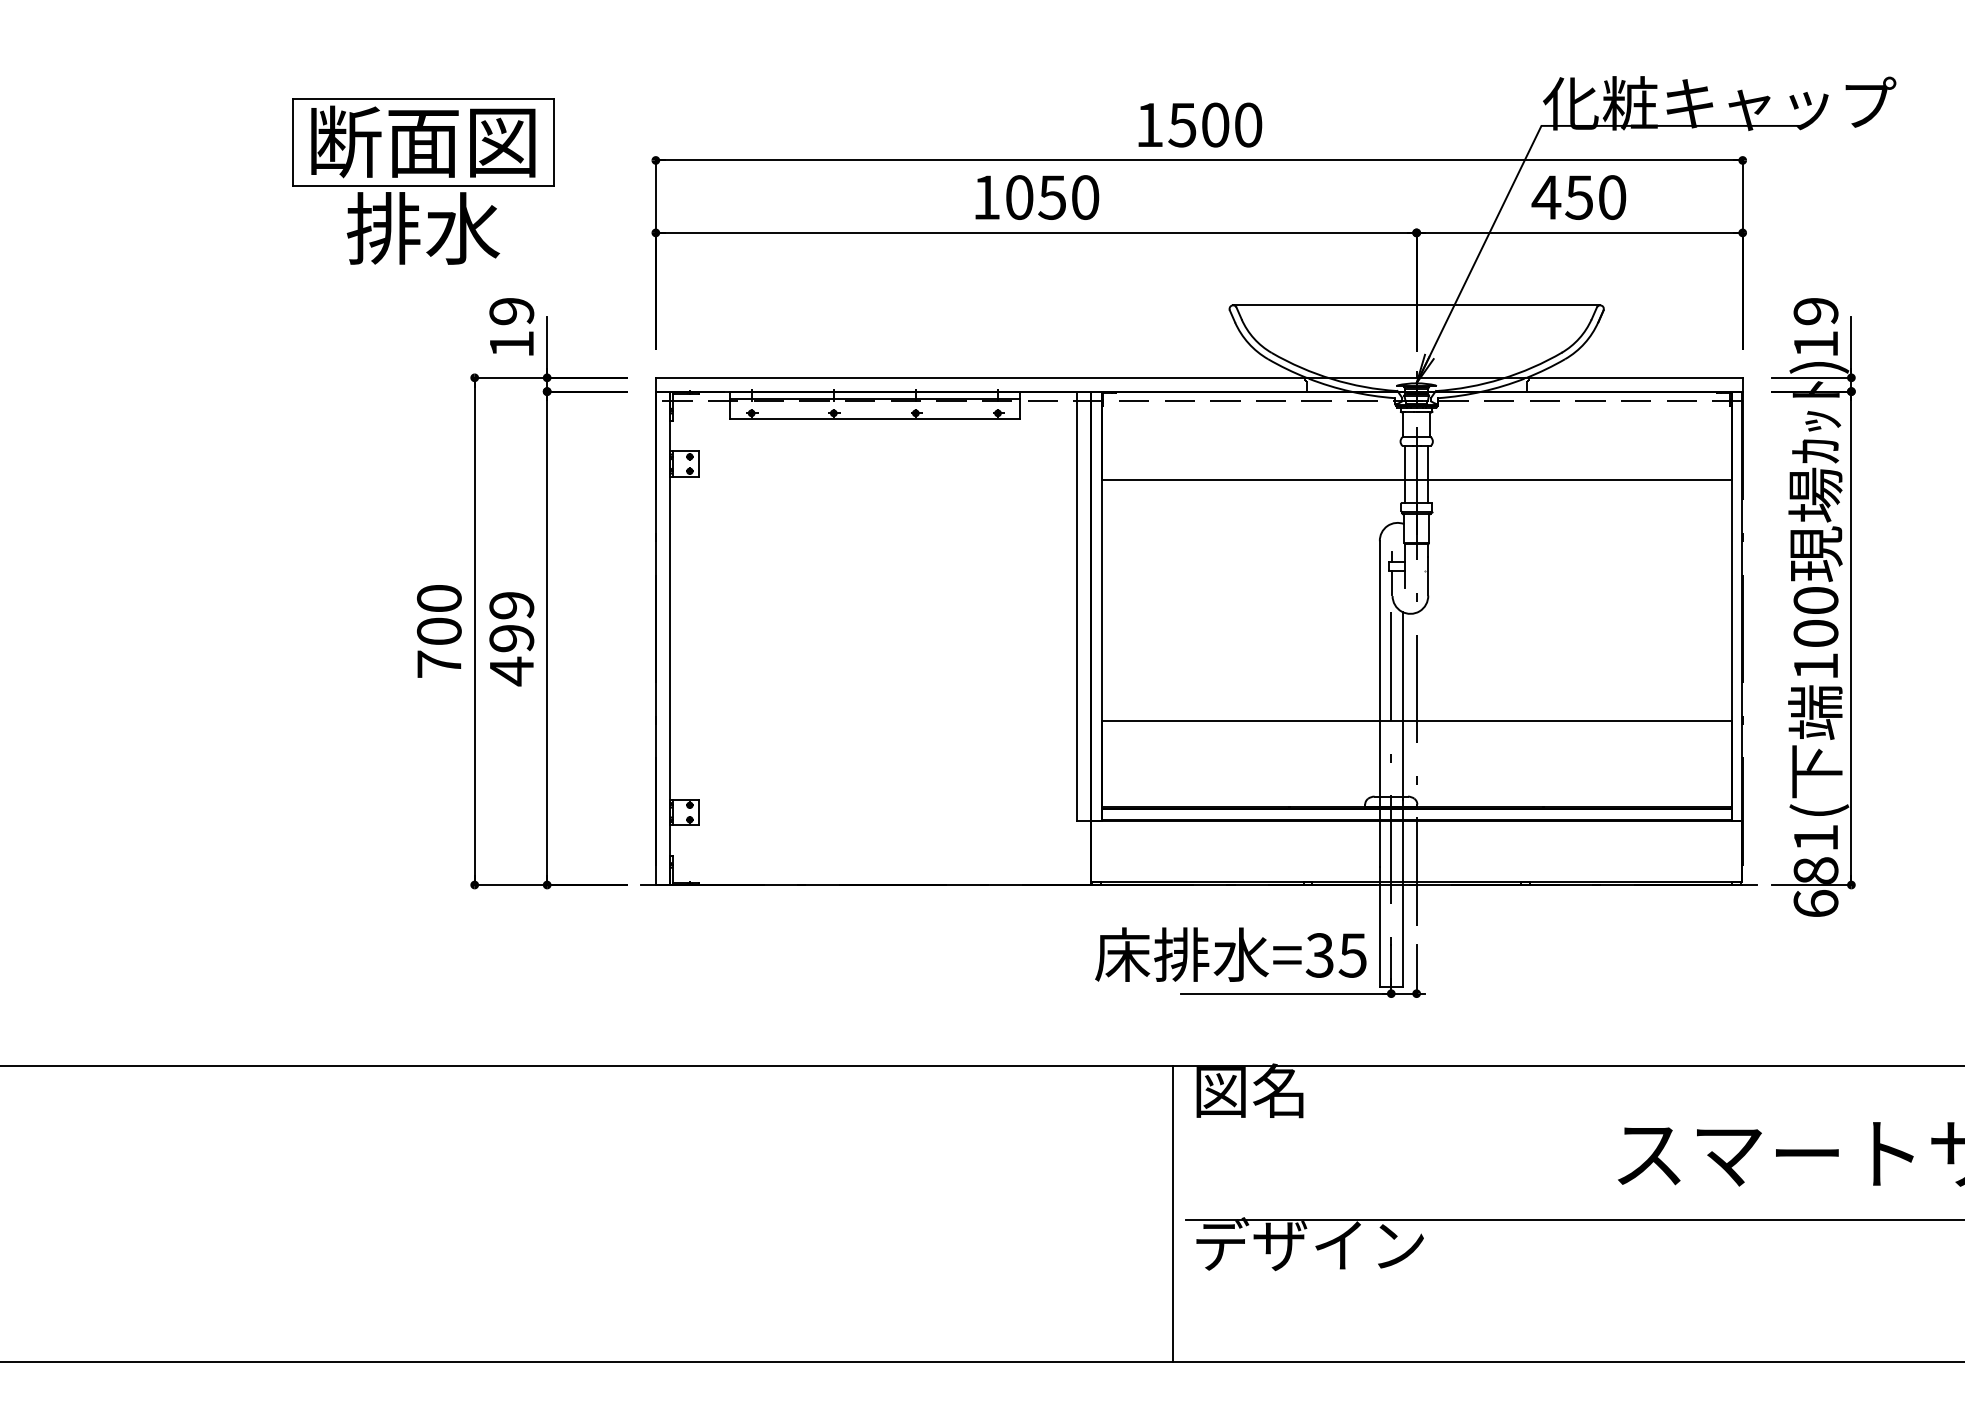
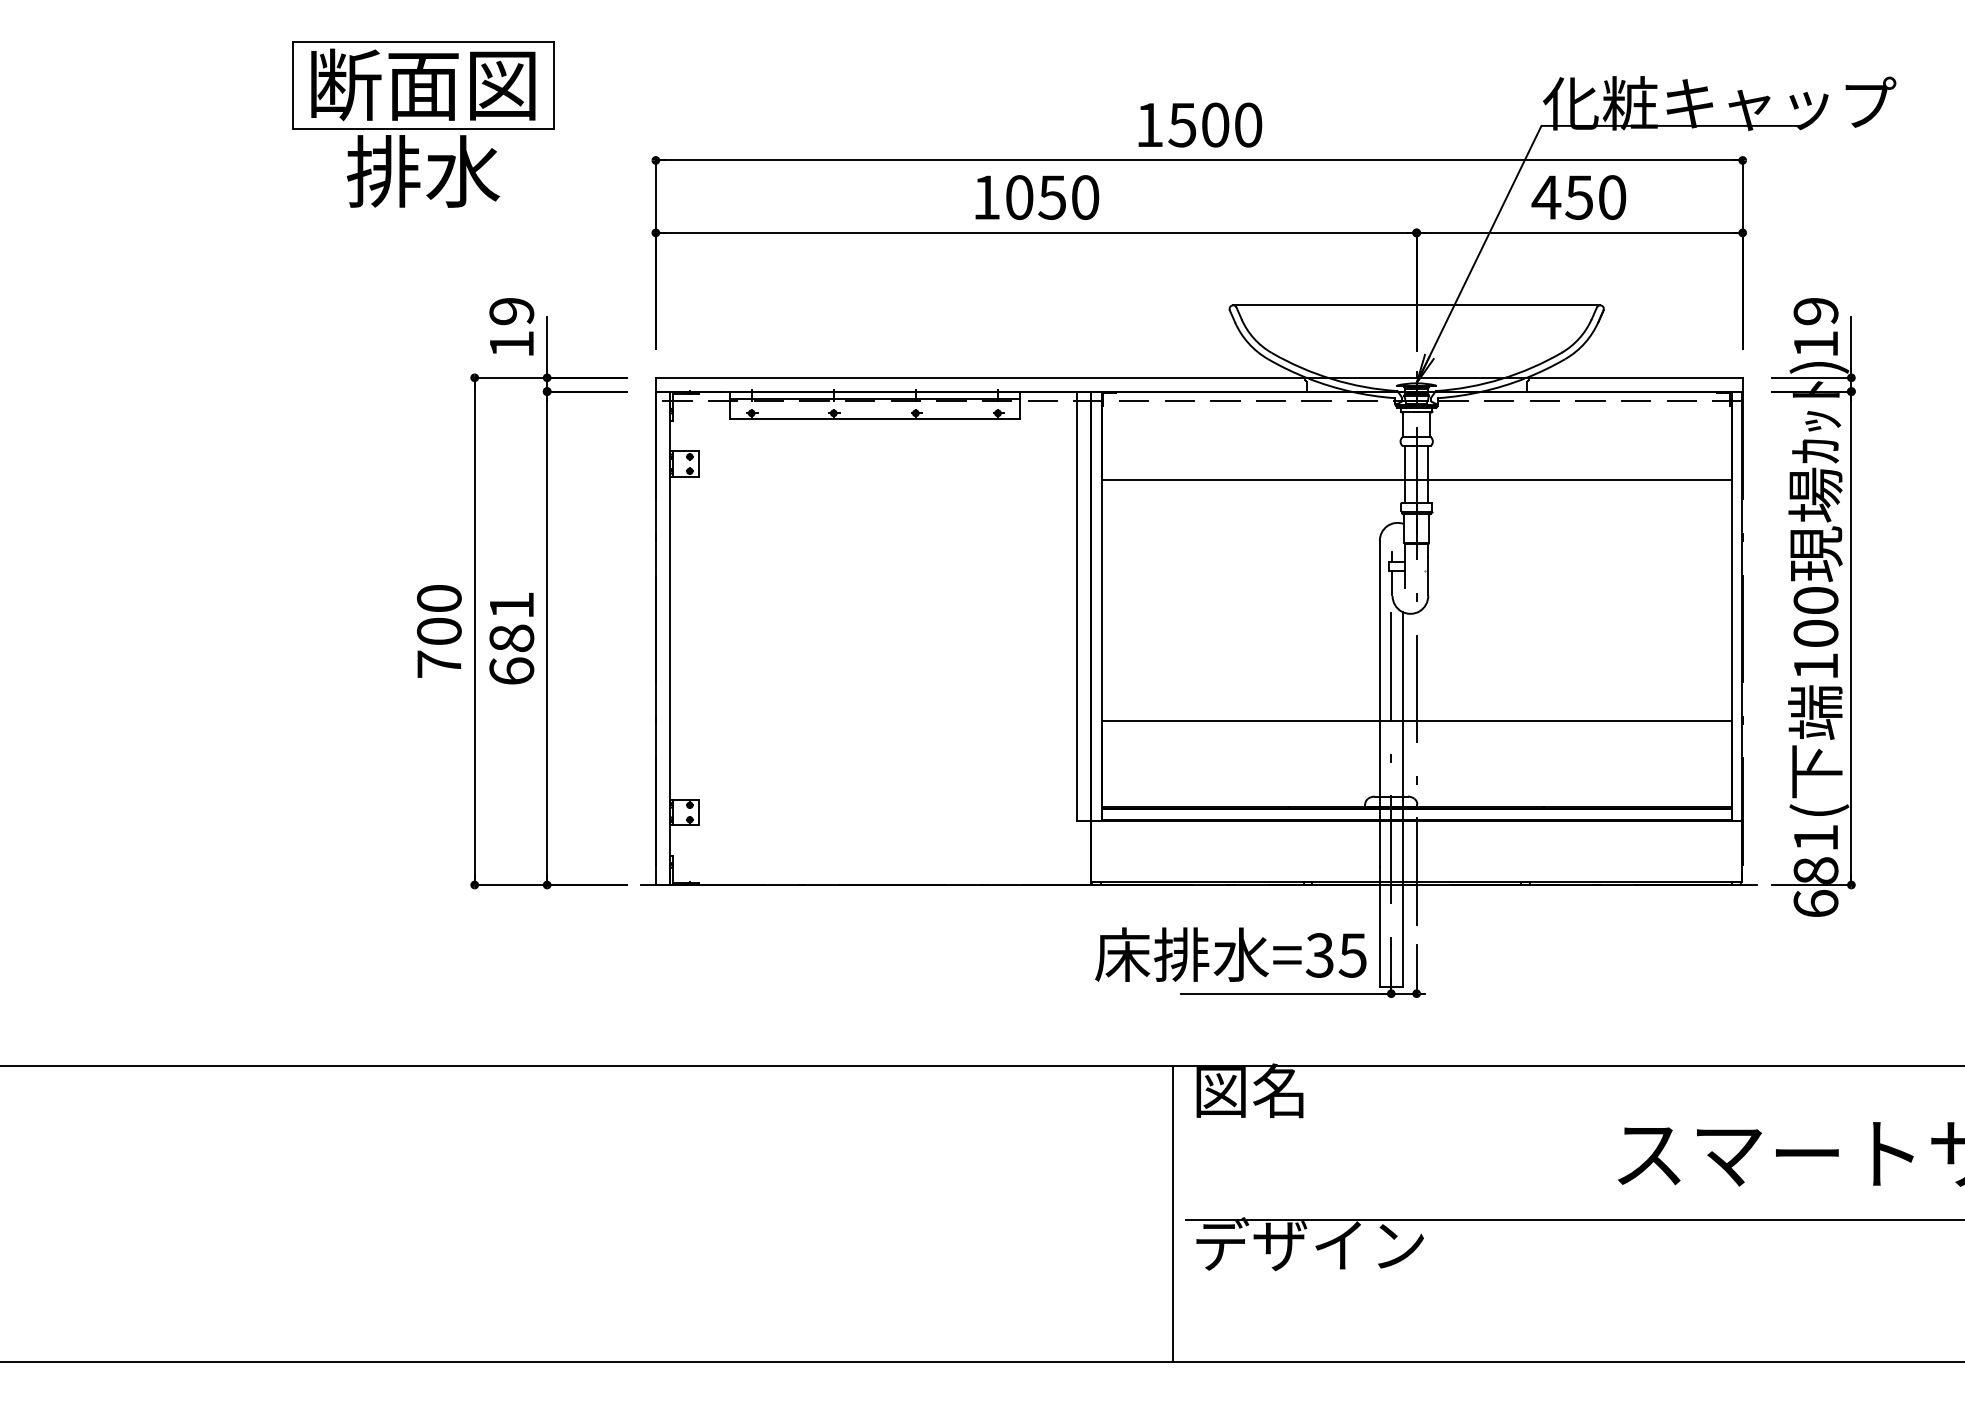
part position: (423, 181) -> (423, 124) (423, 124)
text: 499 -> 681 (511, 639)
